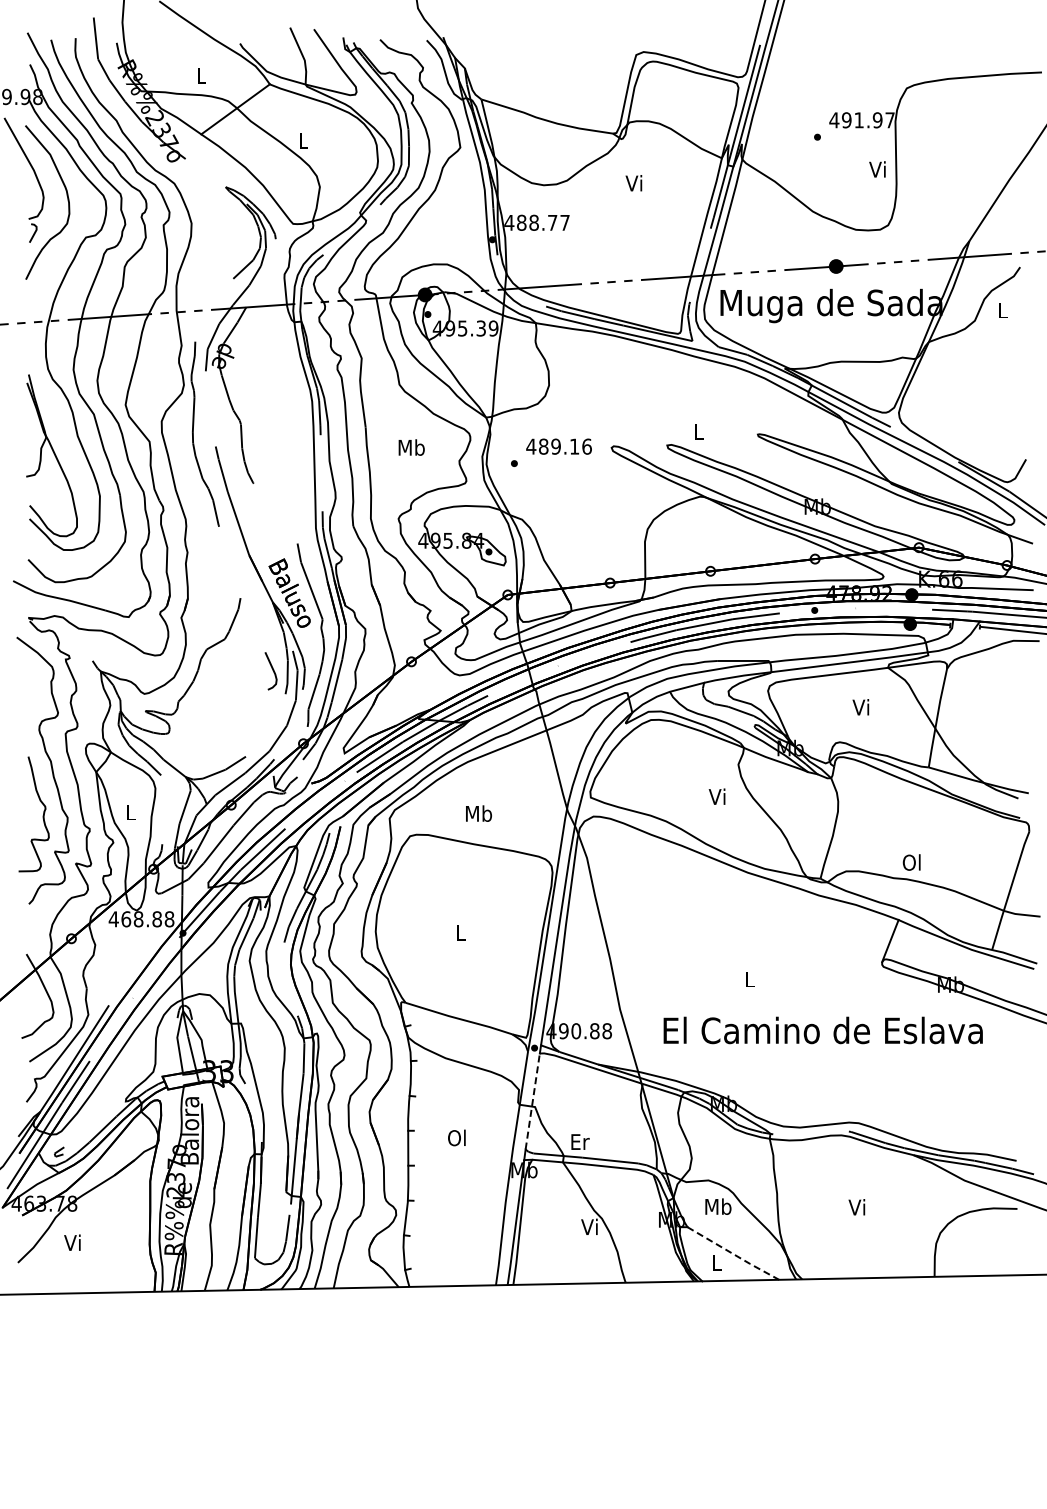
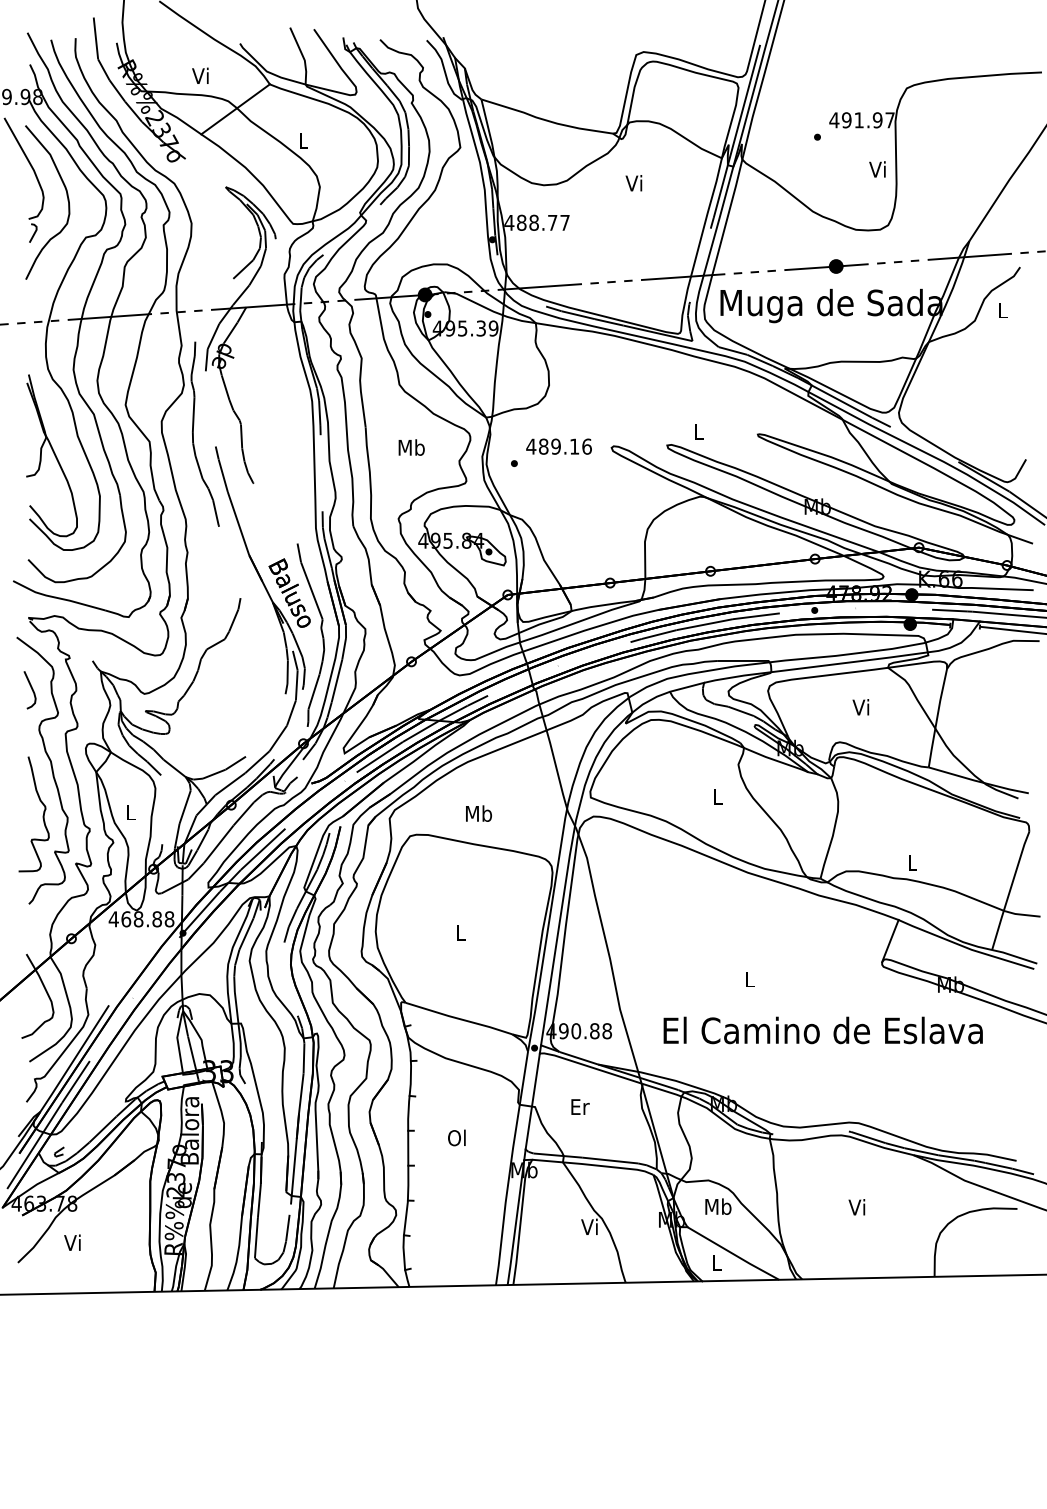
text: L -> Vi (200, 75)
curve position: (272, 670) -> (31, 689) (31, 689)
text: Vi -> L (716, 796)
text: Ol -> L (911, 862)
line: dashed -> solid (532, 1101)
text position: (580, 1141) -> (580, 1106) (580, 1106)
line: dashed -> solid (733, 1254)
